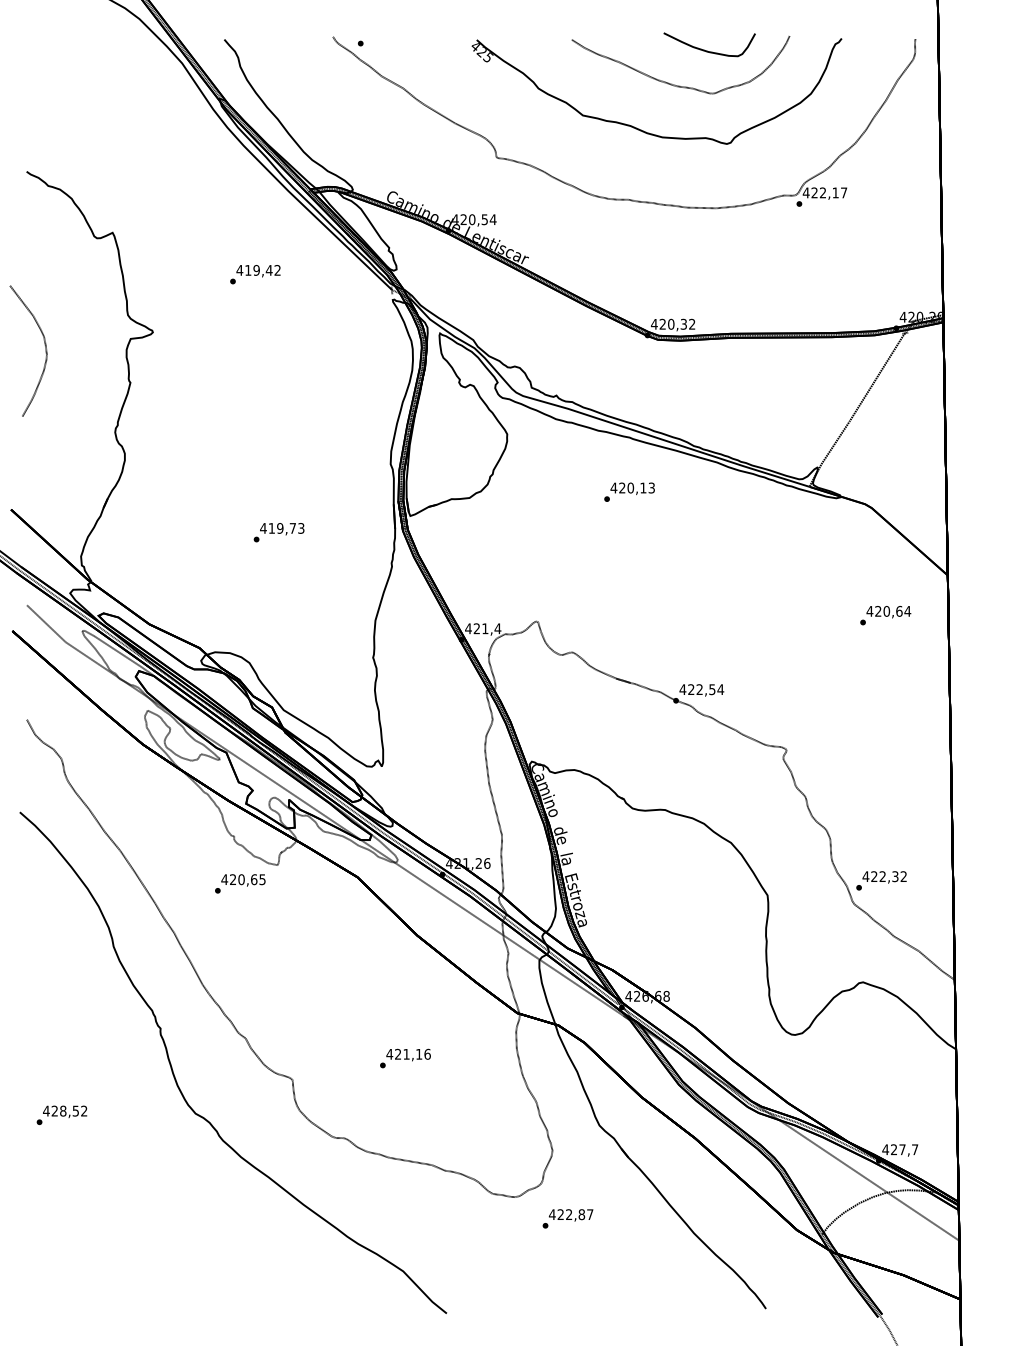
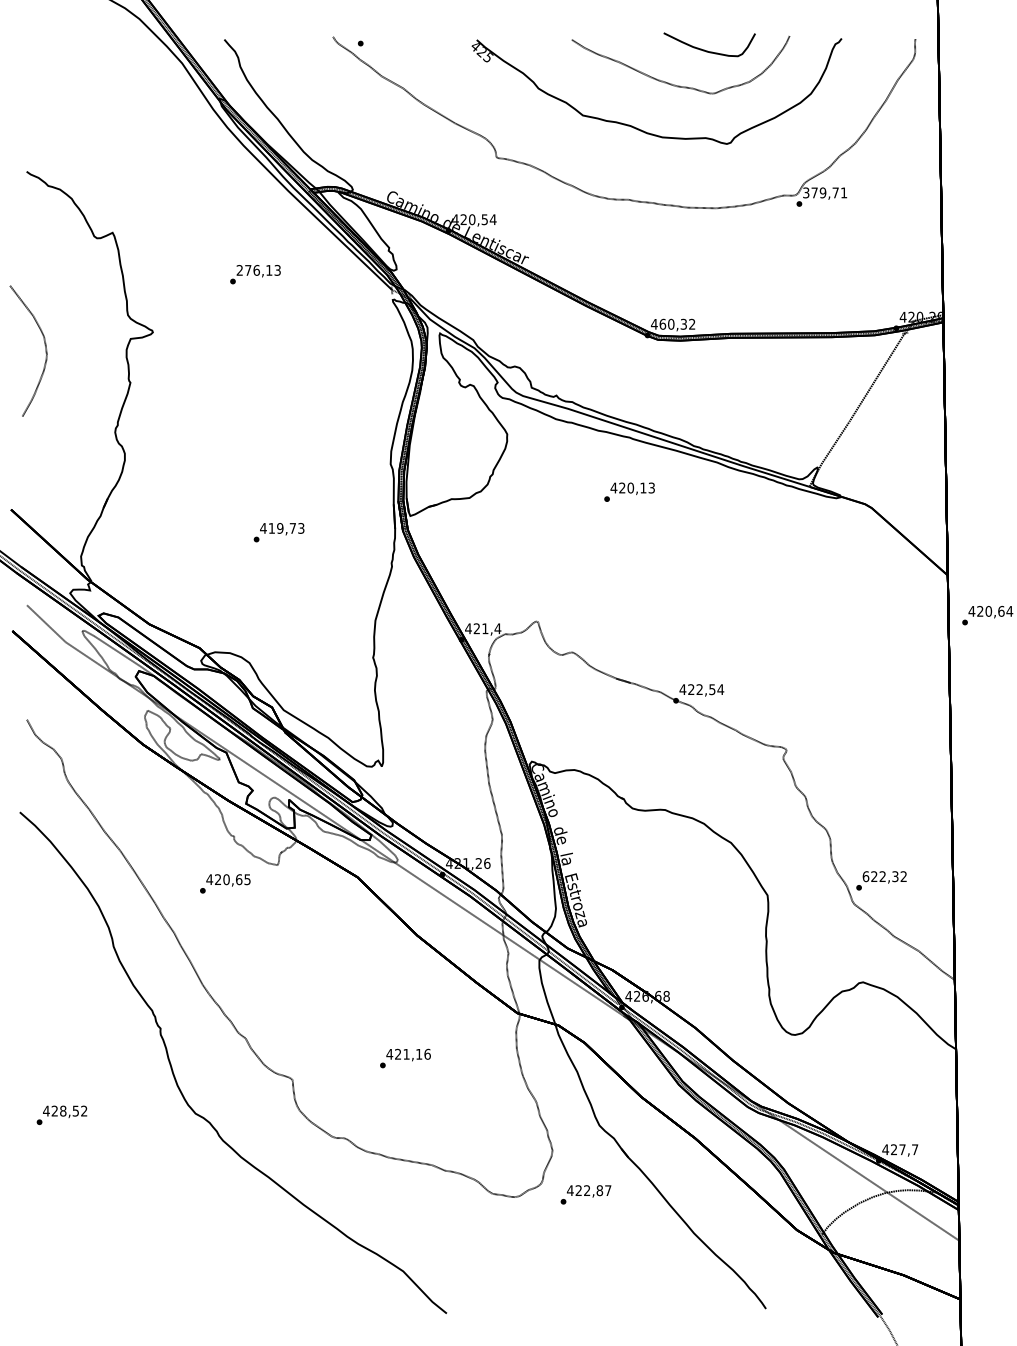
text: 422,17 -> 379,71 (824, 192)
text: 419,42 -> 276,13 (258, 270)
text: 420,32 -> 460,32 (662, 323)
text position: (885, 615) -> (987, 615) (987, 615)
text: 422,32 -> 622,32 (865, 876)
text position: (240, 883) -> (225, 883) (225, 883)
text position: (567, 1218) -> (585, 1194) (585, 1194)
